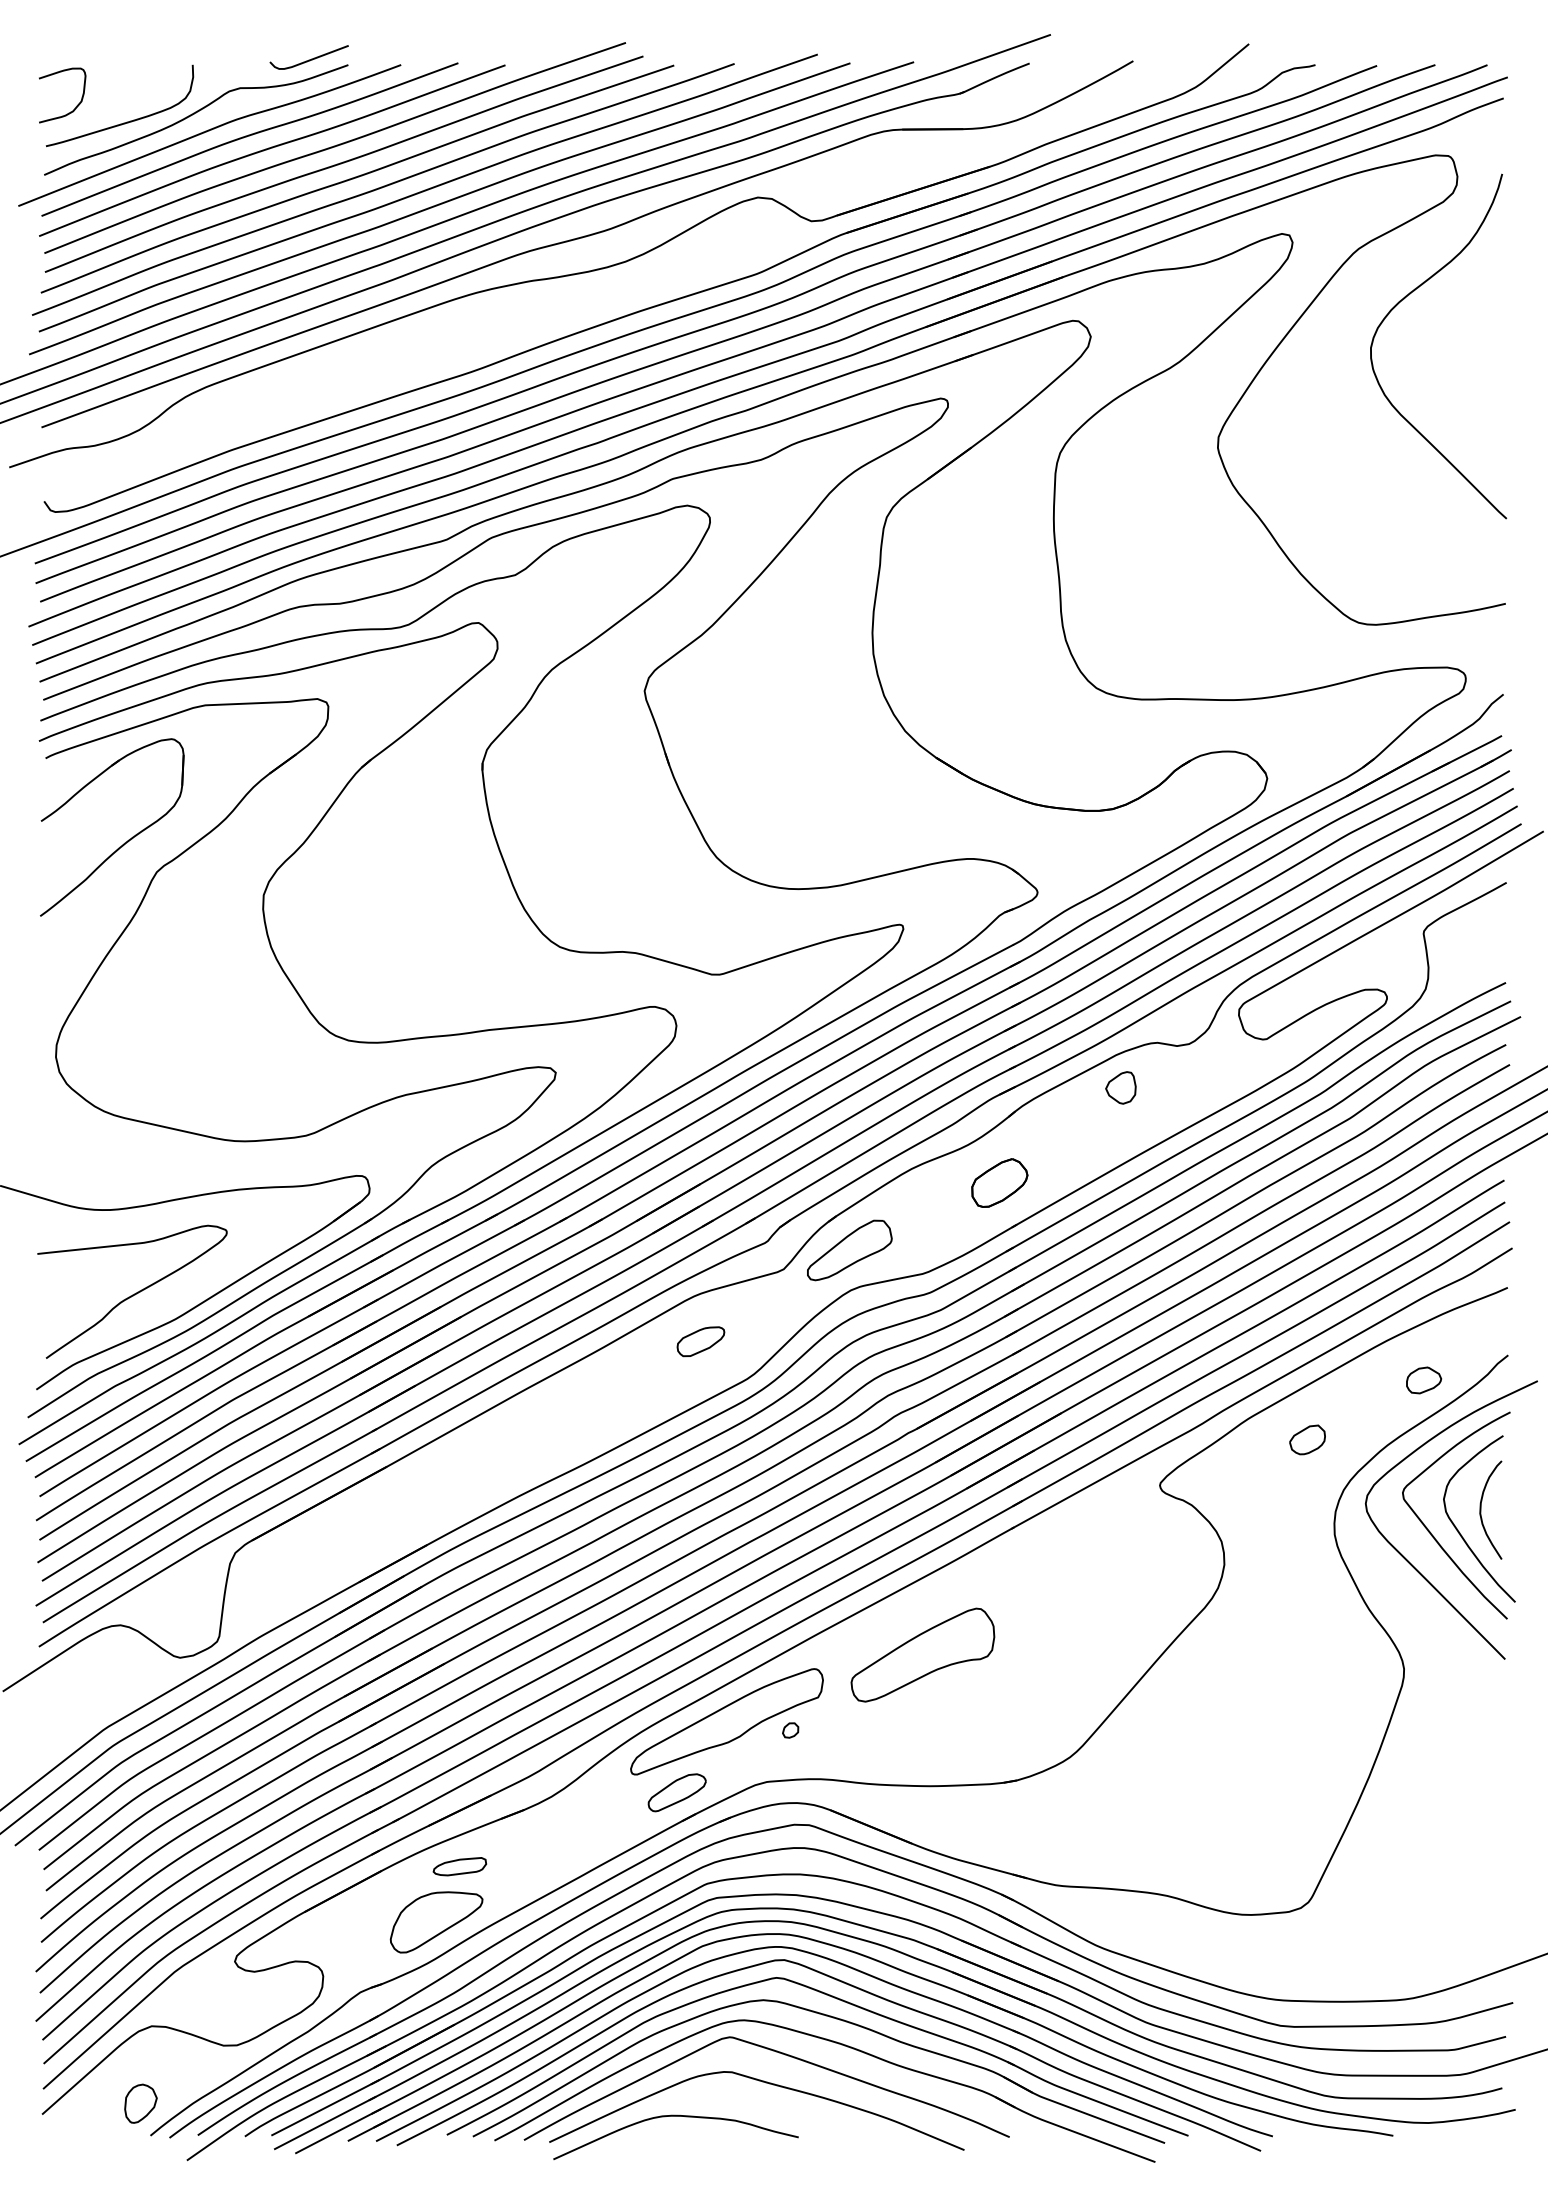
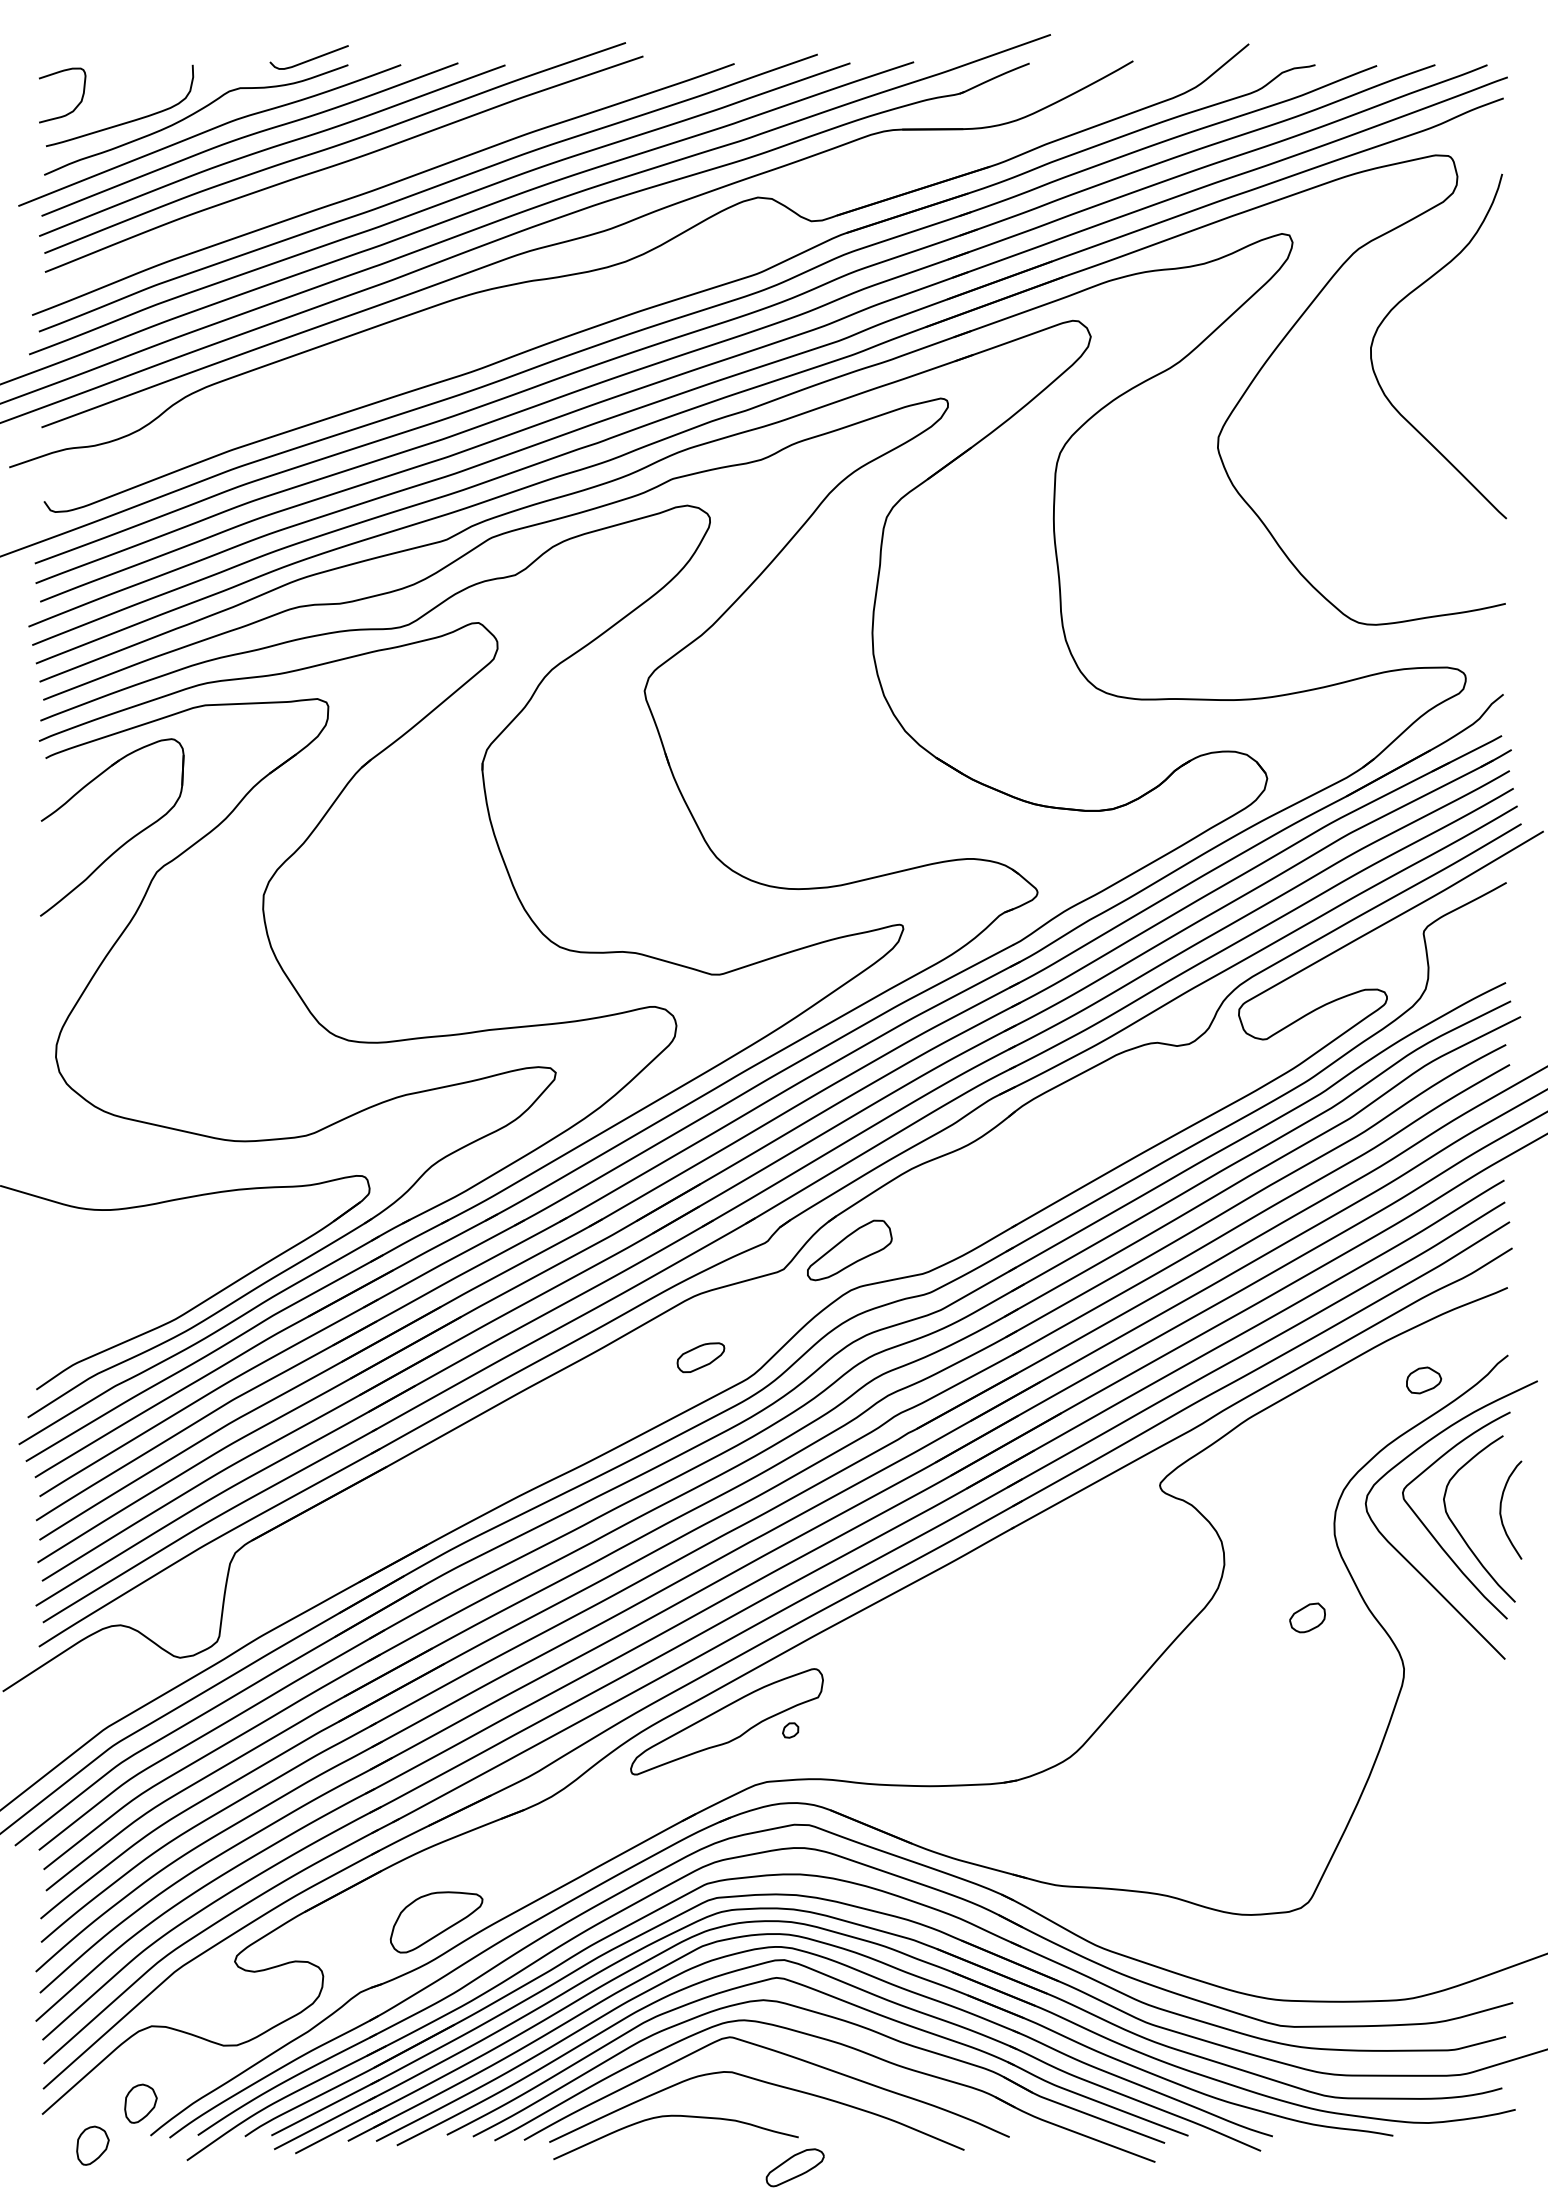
curve: present -> none (357, 177)
part: present -> none (1120, 1087)
part: present -> none (999, 1182)
curve: present -> none (134, 1293)
part position: (700, 1341) -> (700, 1357) (700, 1357)
part position: (1307, 1439) -> (1307, 1617) (1307, 1617)
curve position: (1481, 1509) -> (1501, 1509) (1501, 1509)
part: present -> none (922, 1654)
part position: (676, 1792) -> (794, 2167) (794, 2167)
part: present -> none (459, 1866)
part: none -> present (92, 2145)
